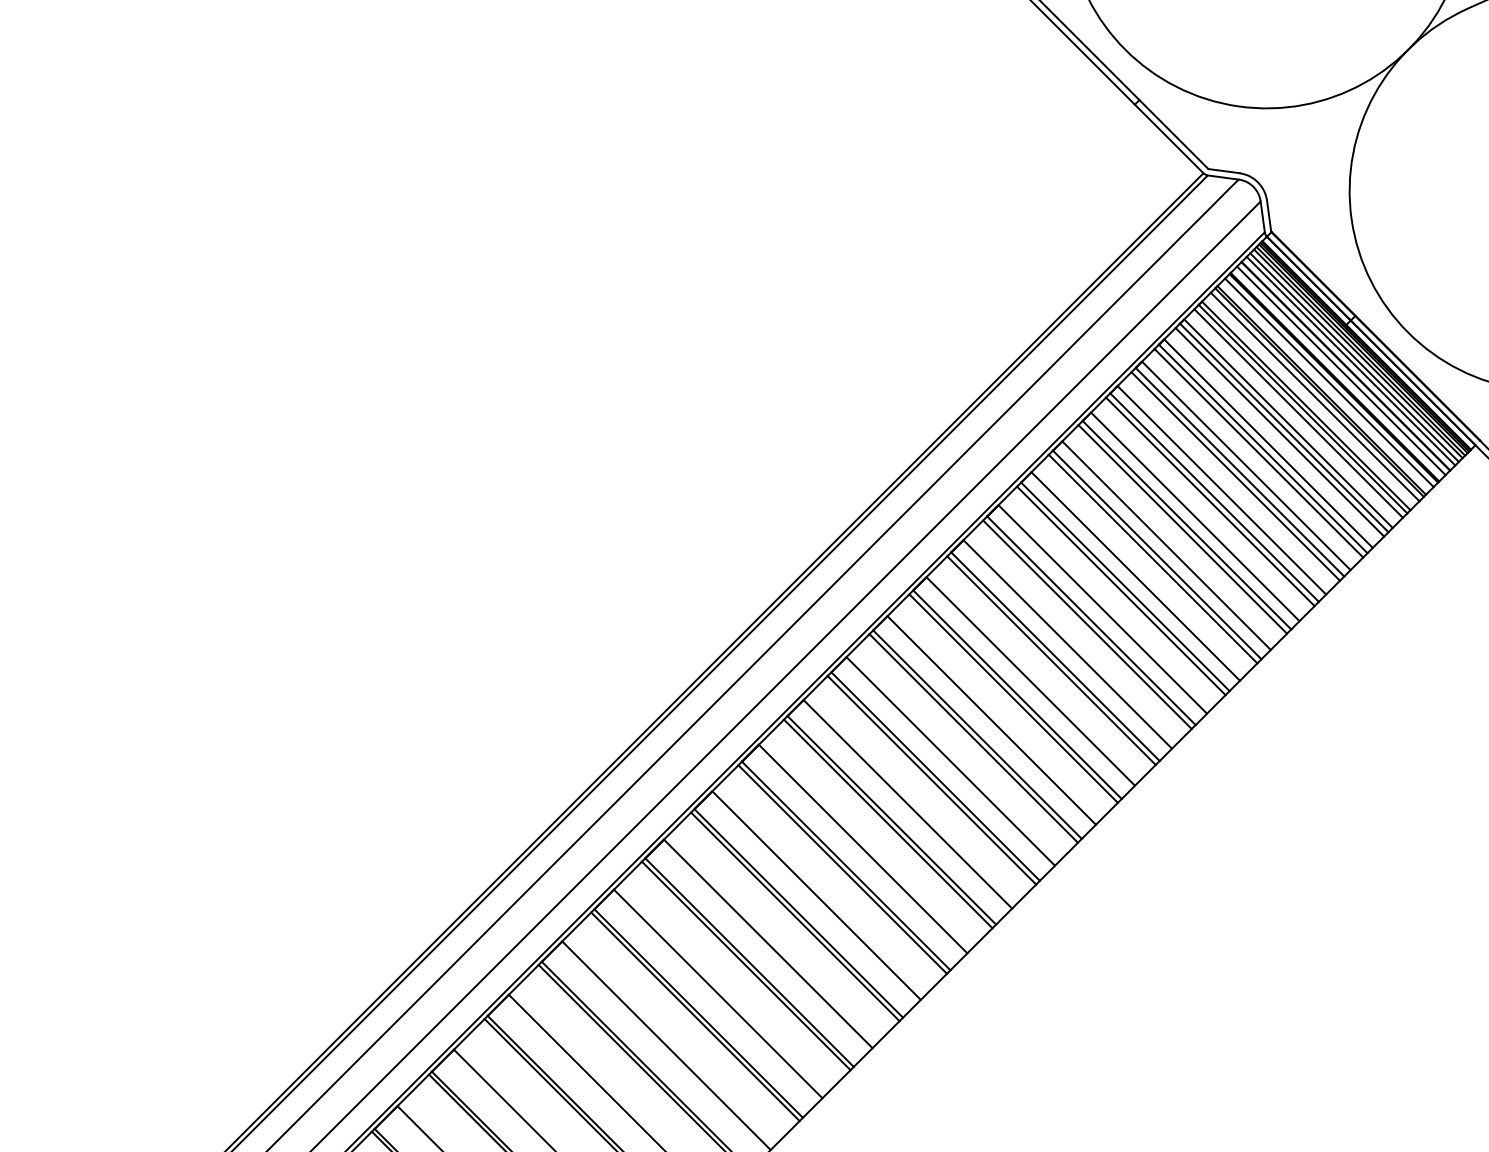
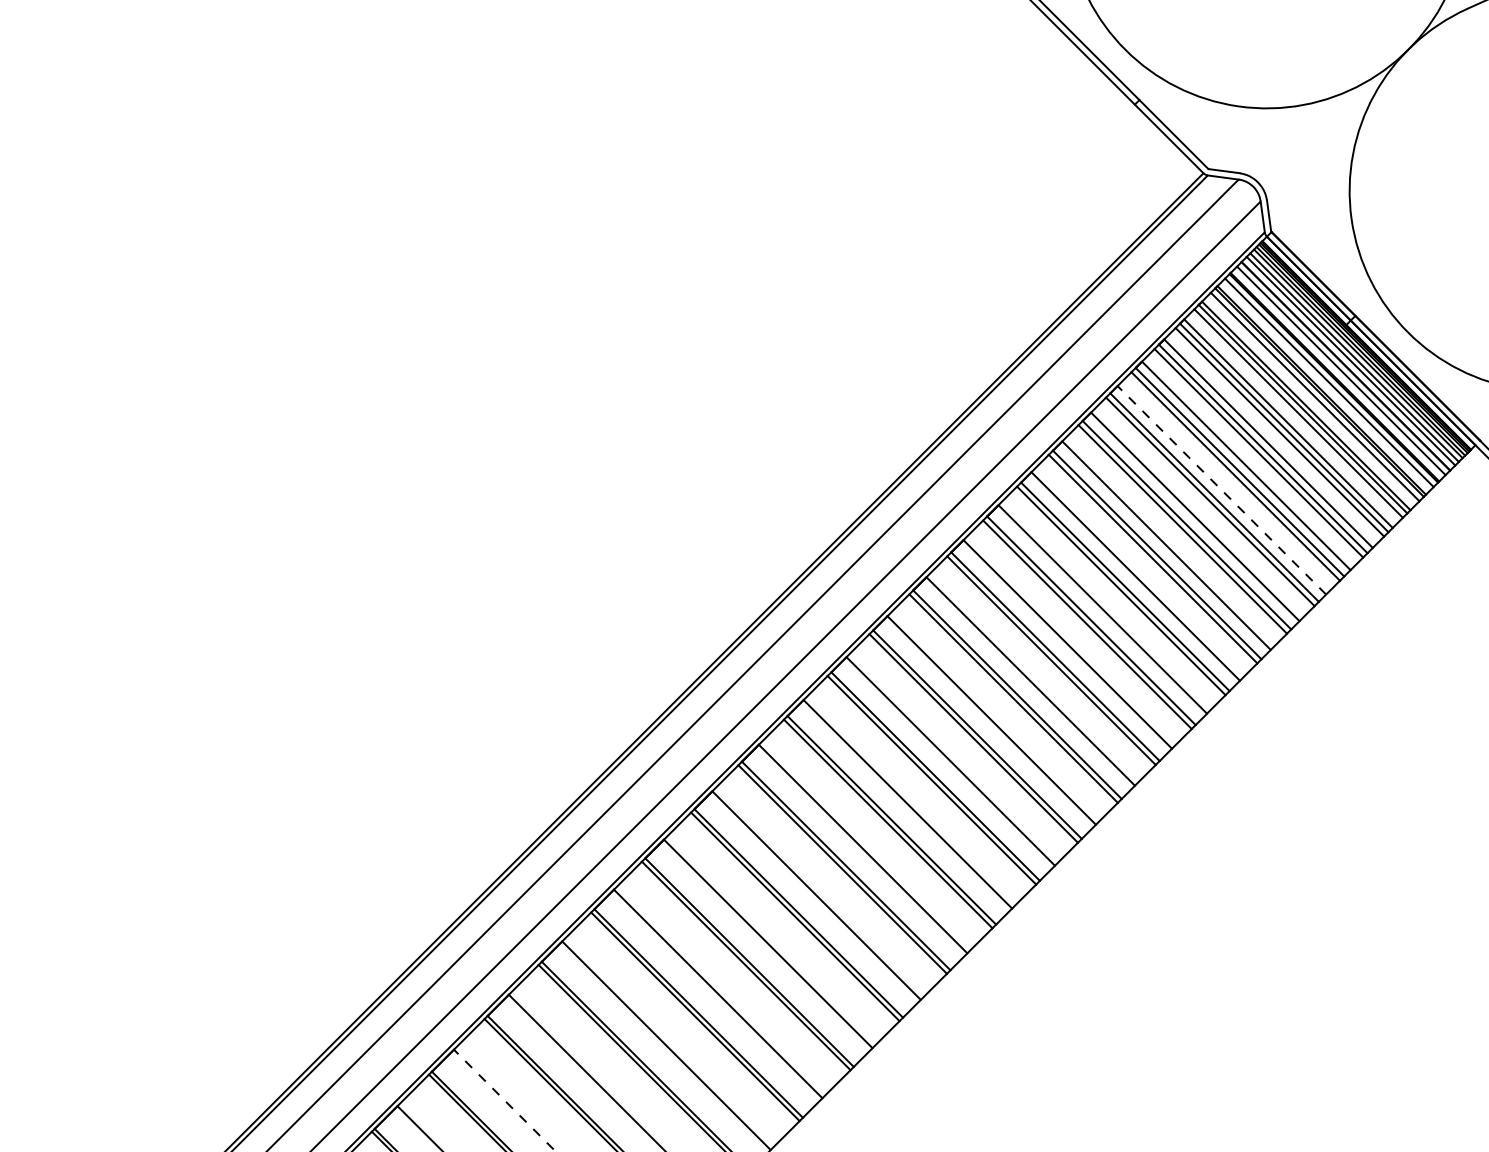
line: solid -> dashed (1221, 489)
line: solid -> dashed (504, 1100)
